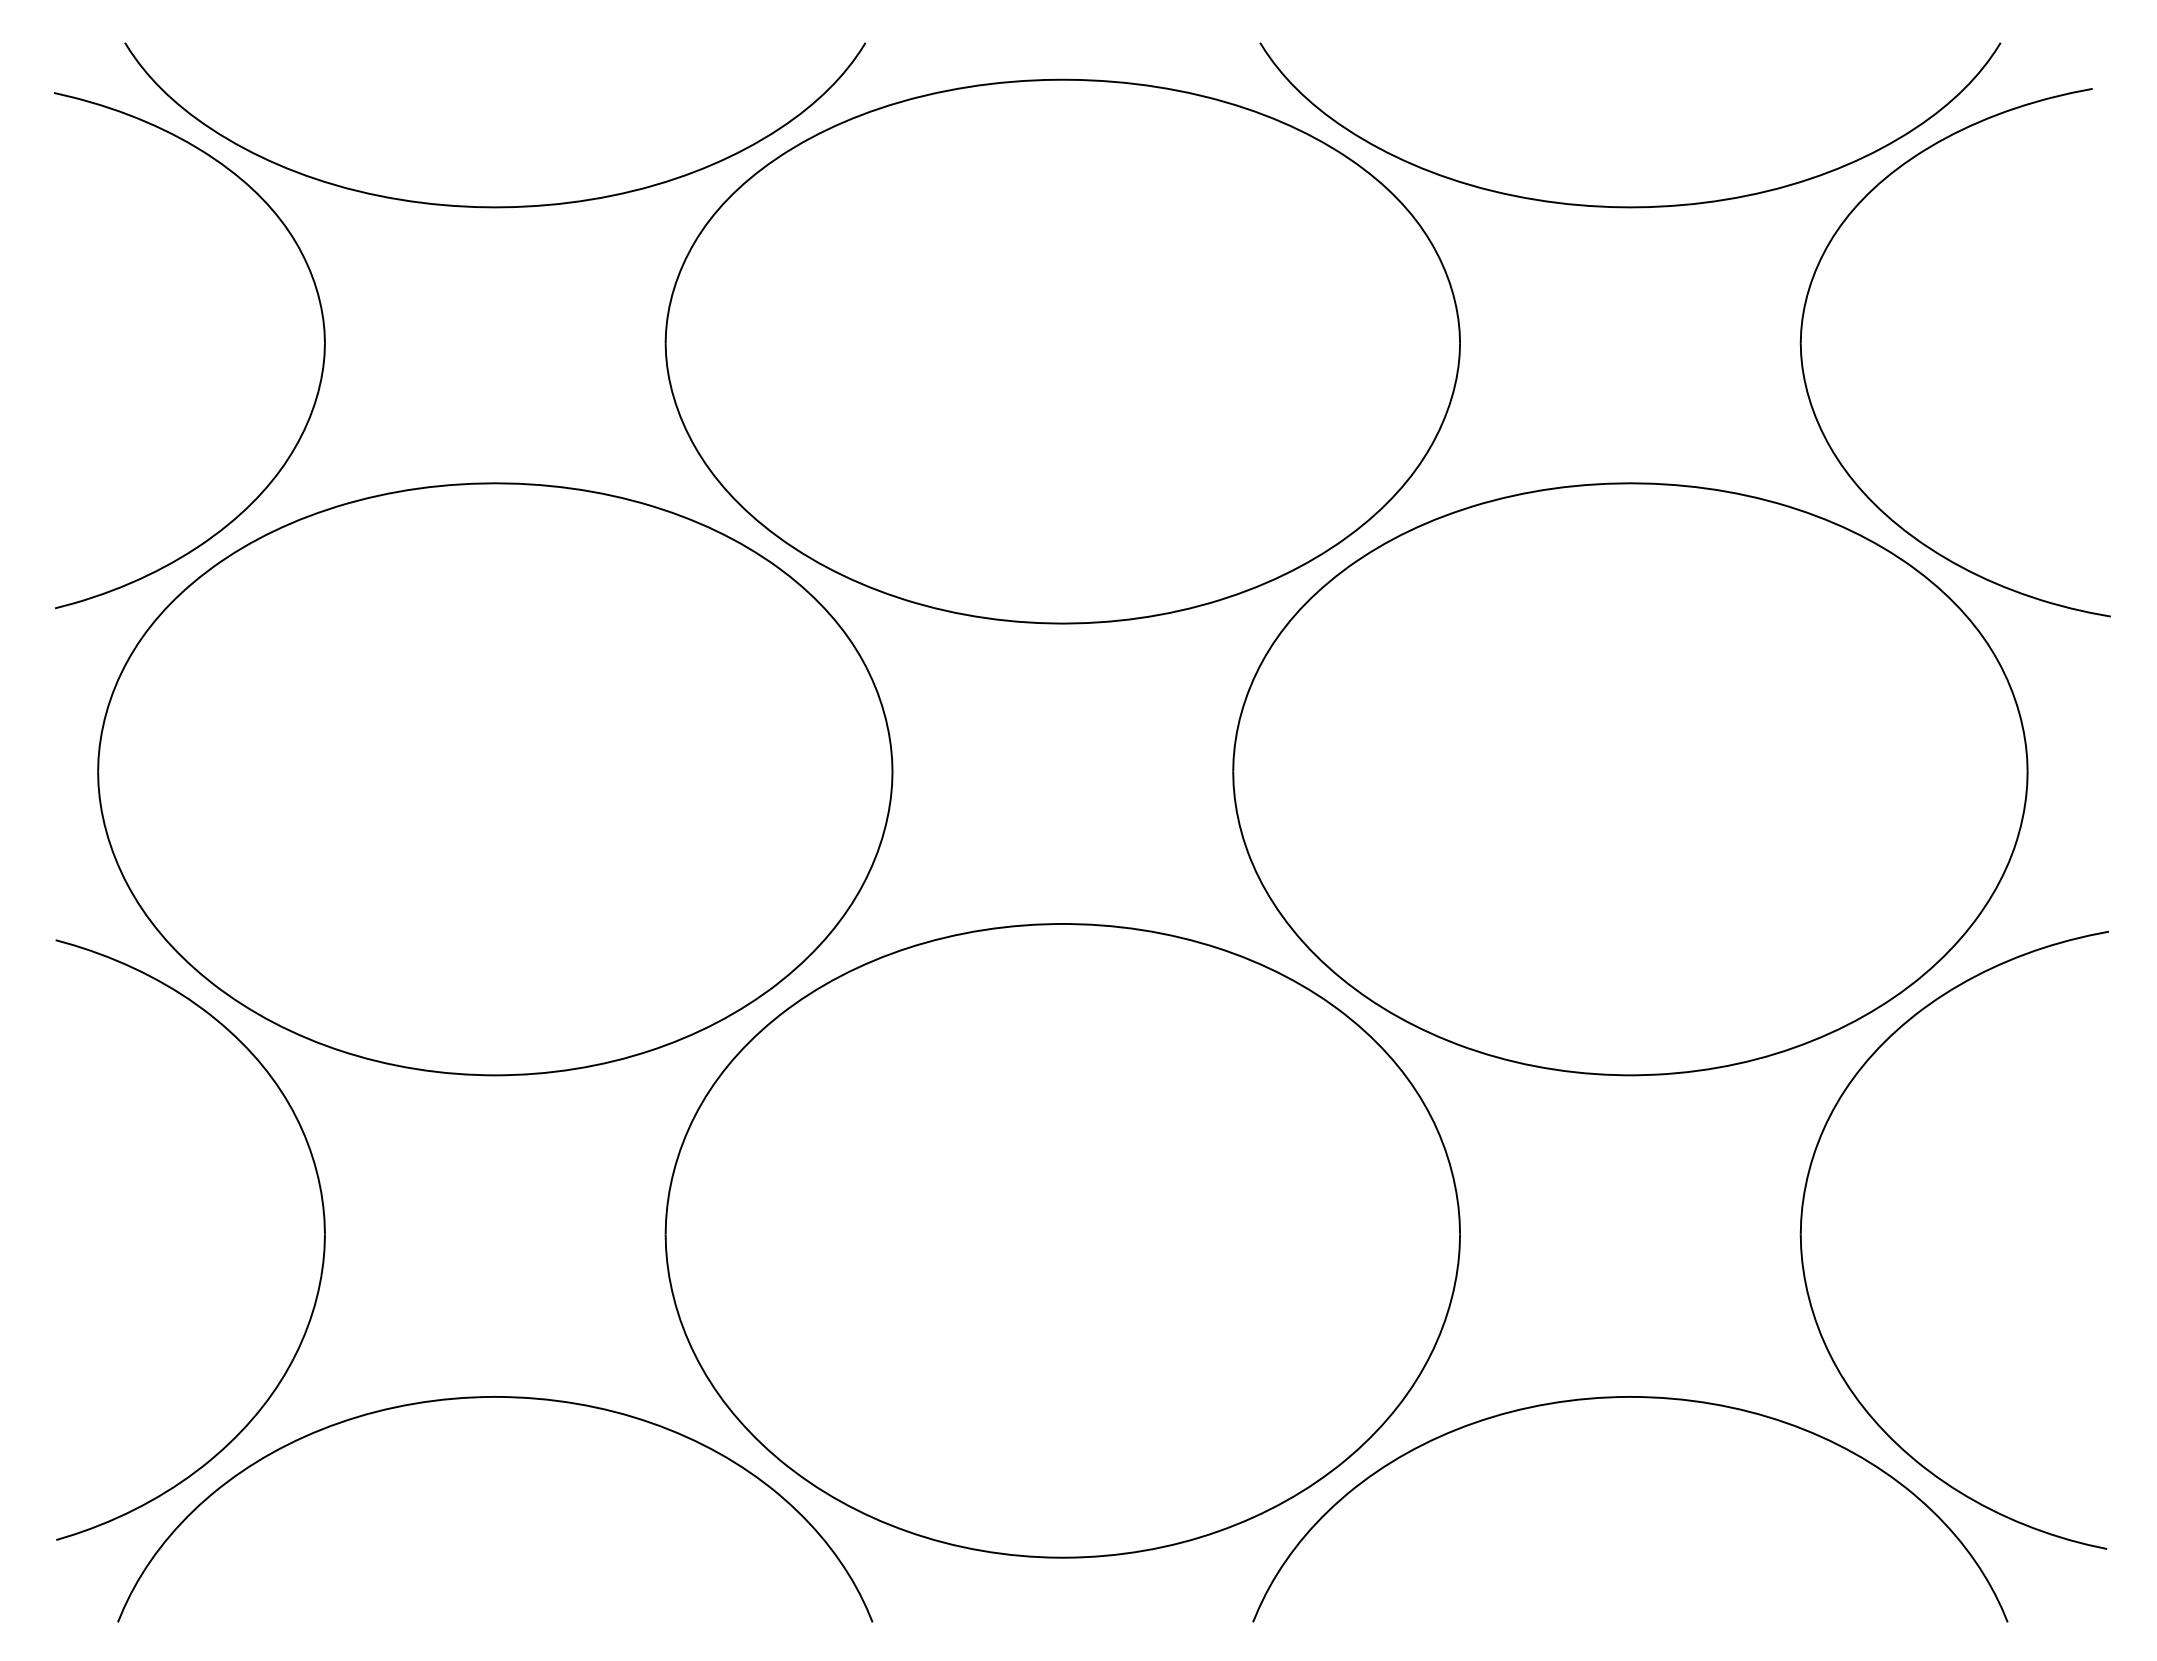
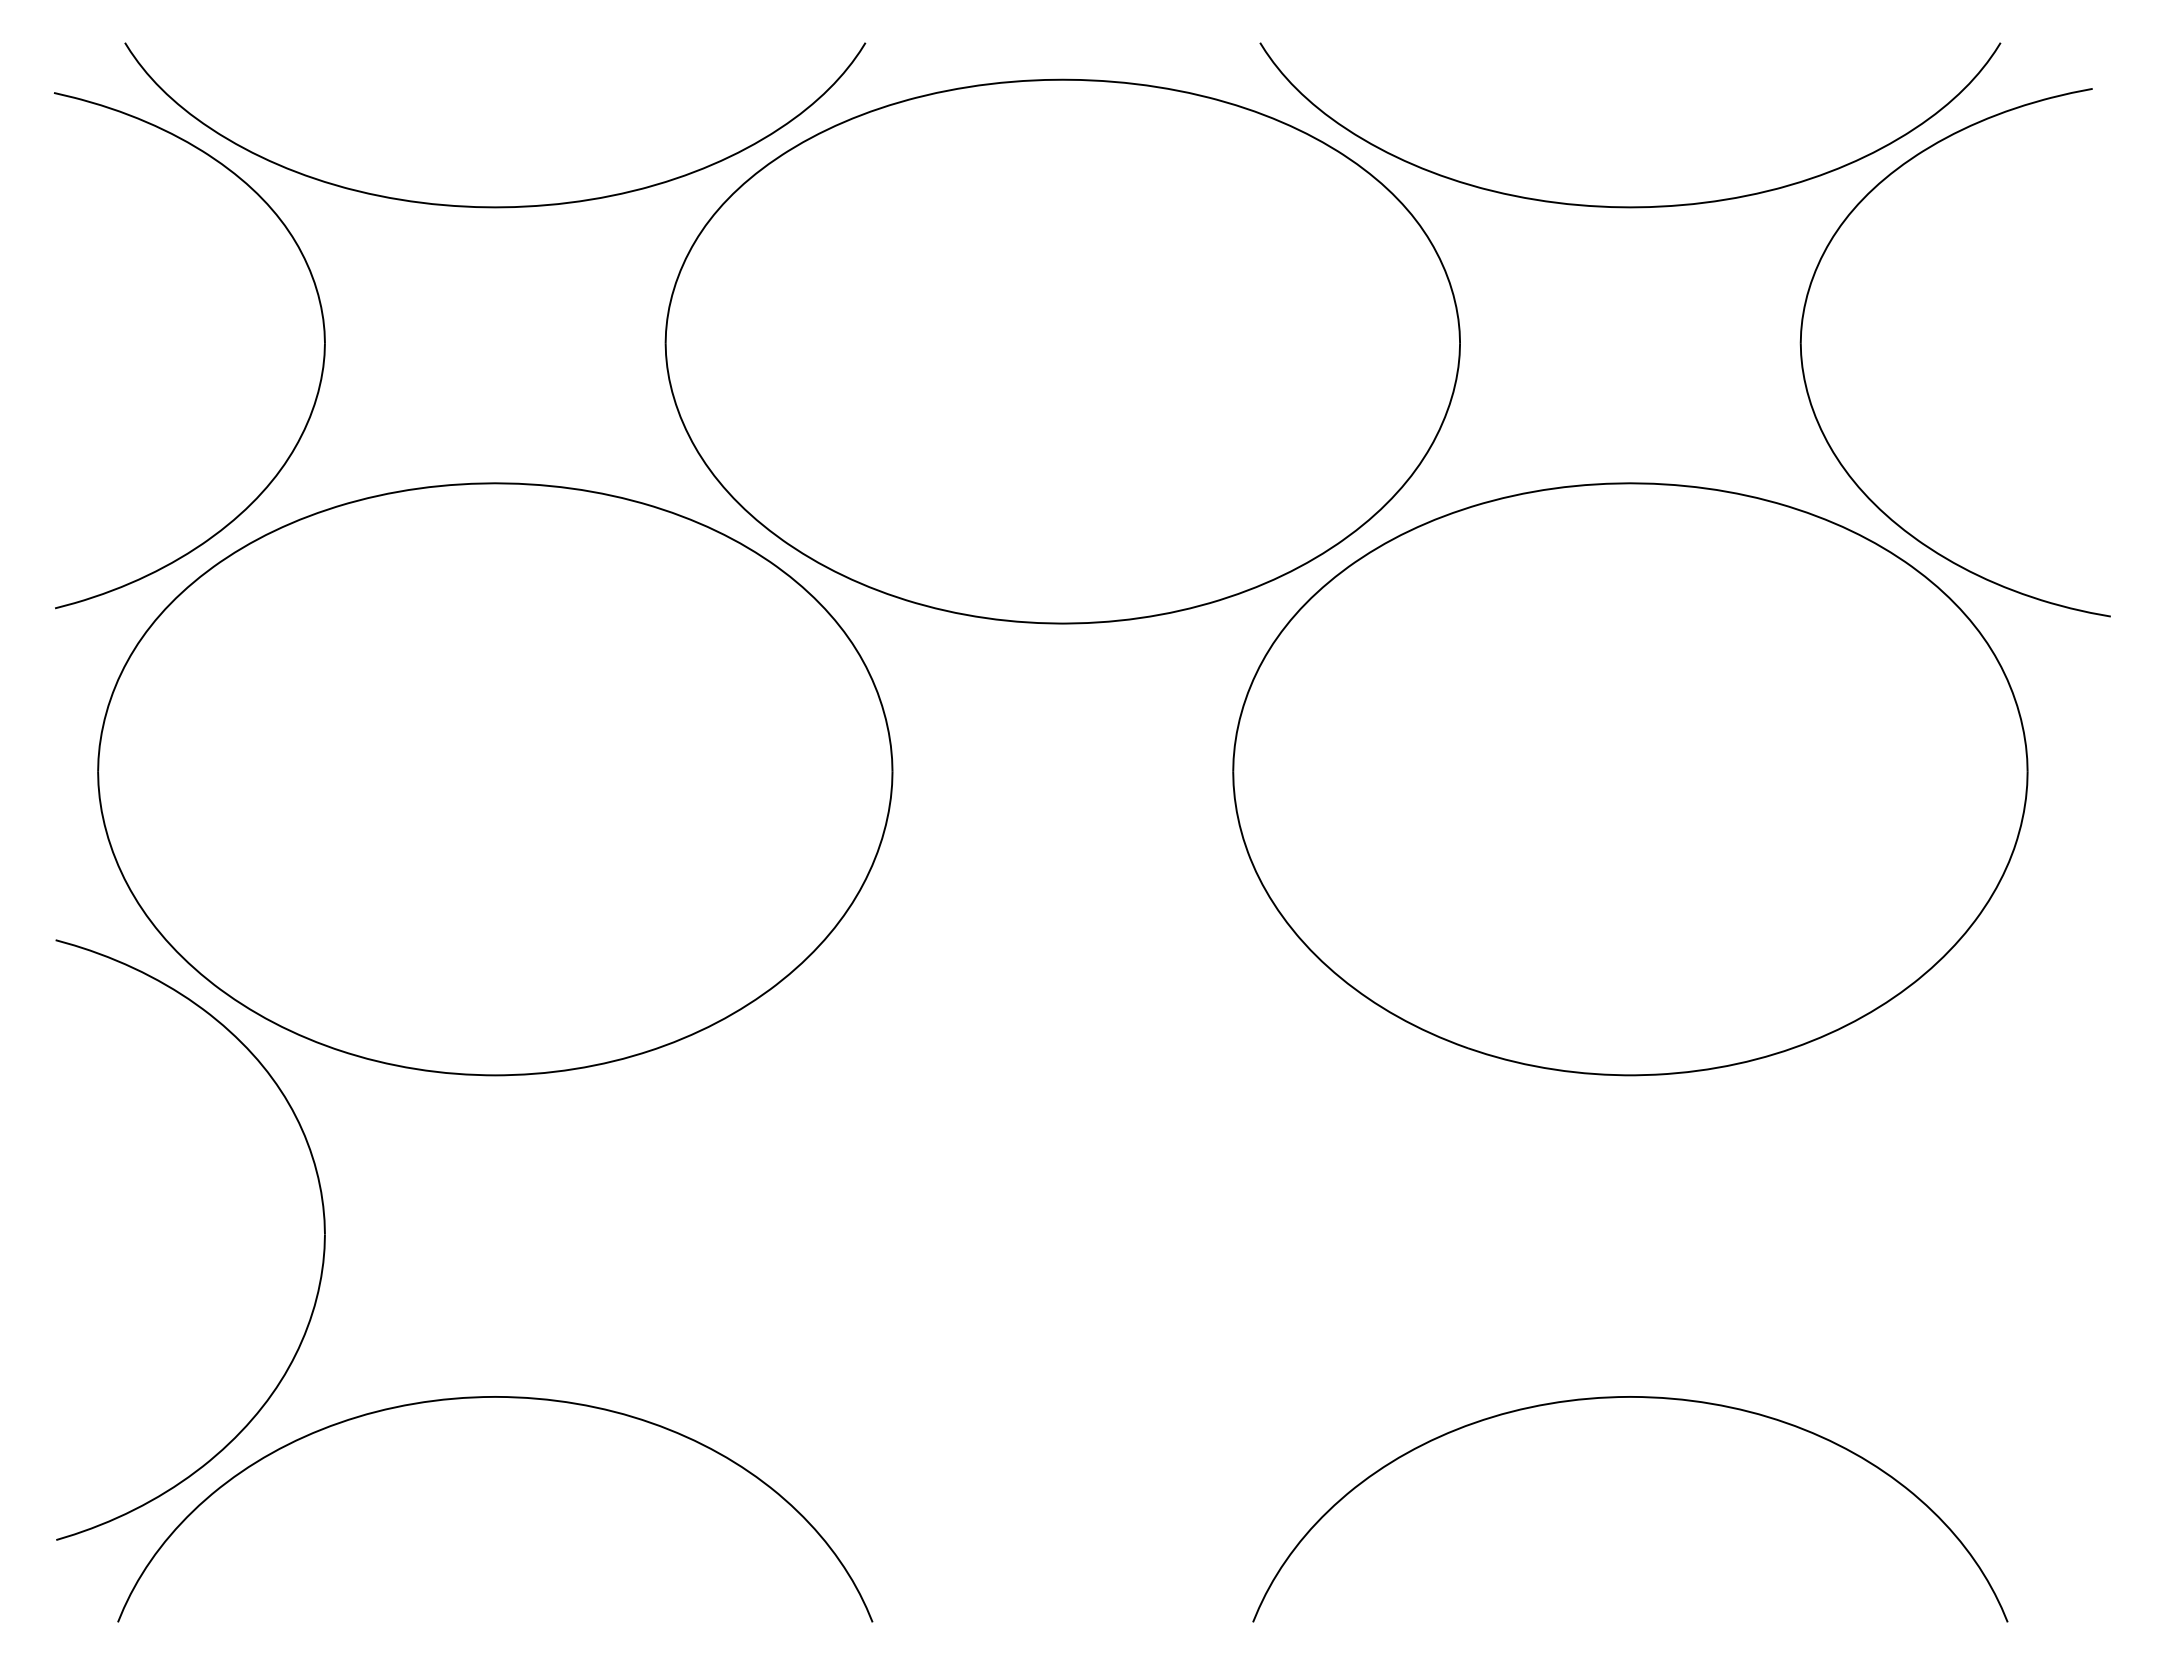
part: present -> none (1062, 1240)
part: present -> none (1802, 1248)
